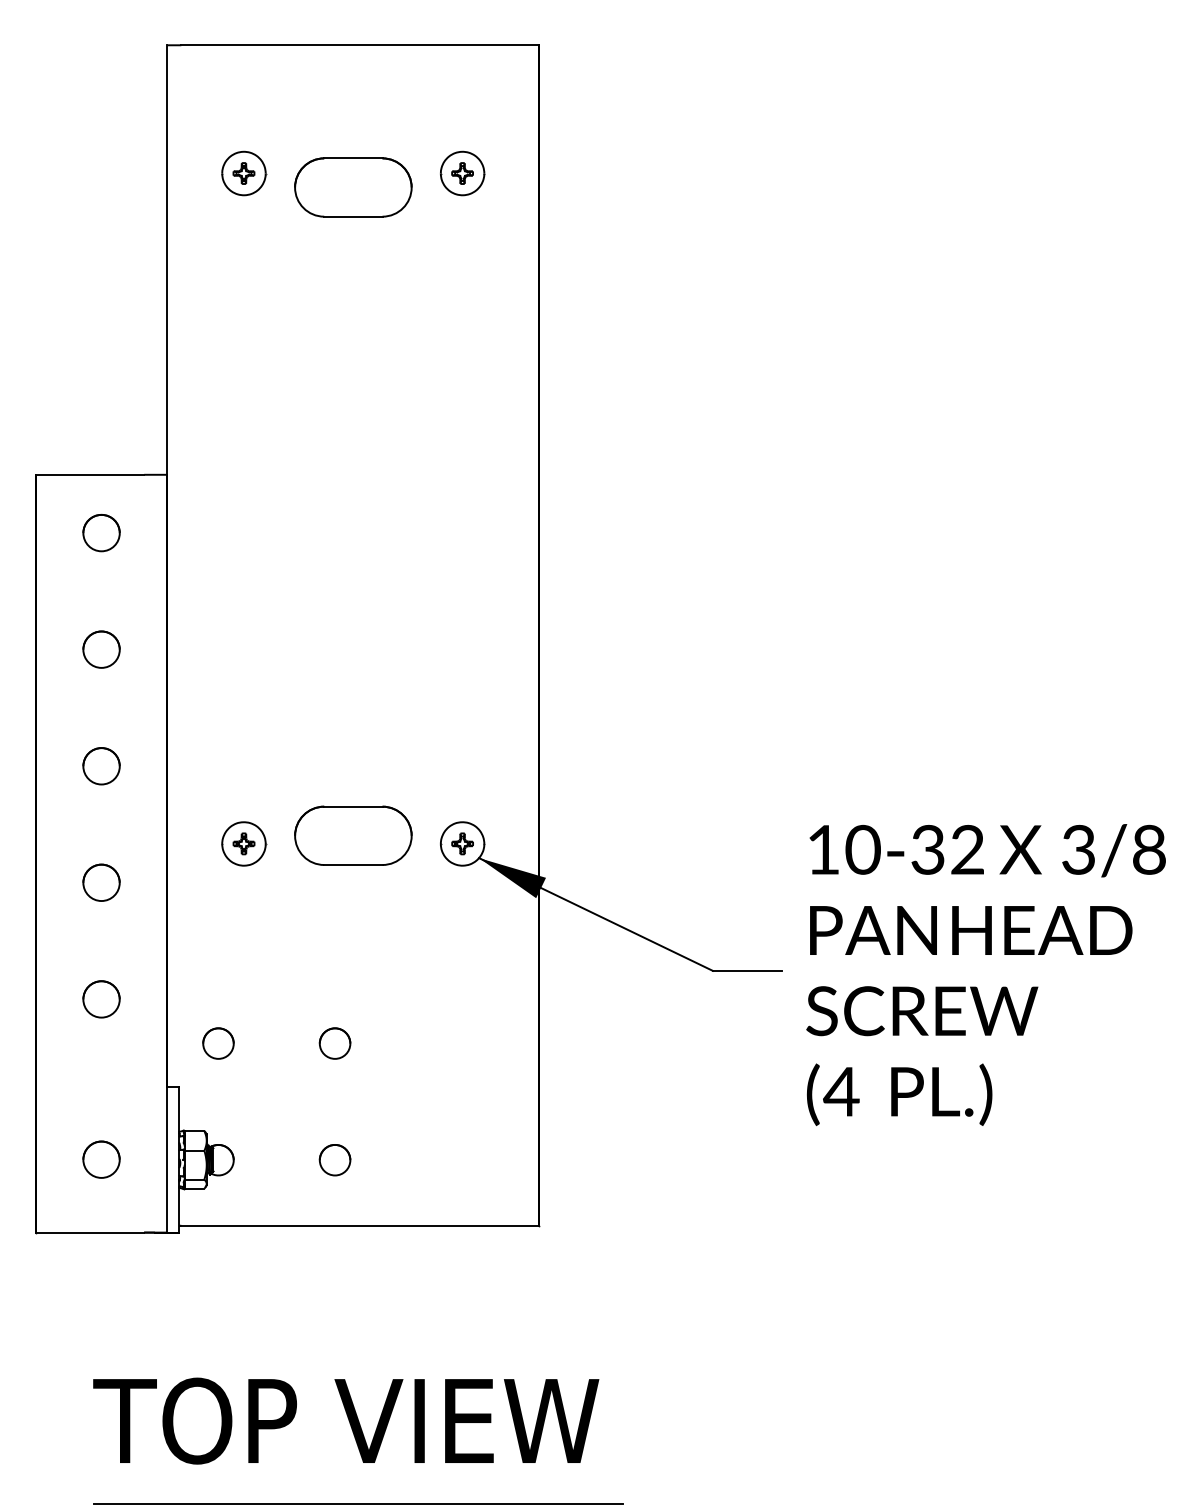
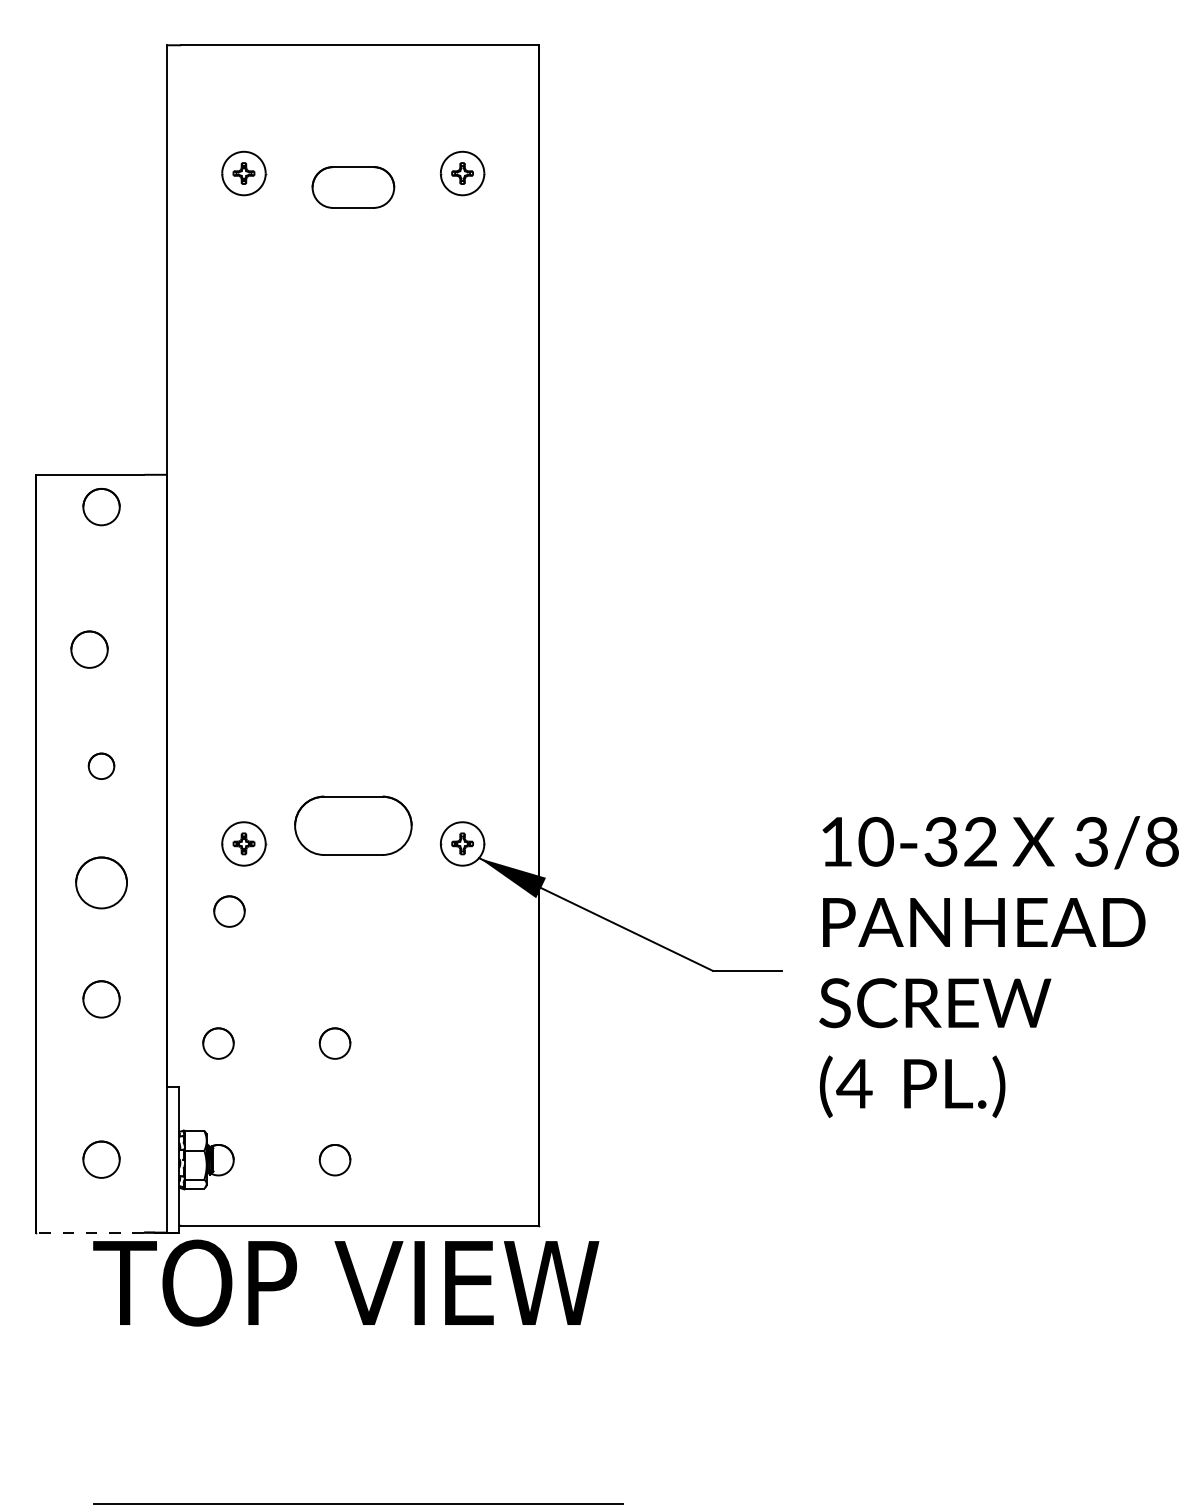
part size: 119x61 px -> 85x43 px (353, 187)
circle position: (101, 533) -> (101, 507) (101, 507)
circle position: (101, 649) -> (89, 649) (89, 649)
circle size: 39x39 px -> 29x28 px (101, 765)
part position: (353, 835) -> (353, 825) (353, 825)
circle size: 39x39 px -> 53x54 px (101, 882)
circle: none -> present (229, 911)
text position: (985, 974) -> (998, 966) (998, 966)
line: solid -> dashed (89, 1232)
text position: (346, 1420) -> (346, 1282) (346, 1282)
